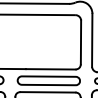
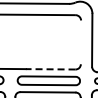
line: present -> none (80, 42)
line: solid -> dashed (50, 69)
